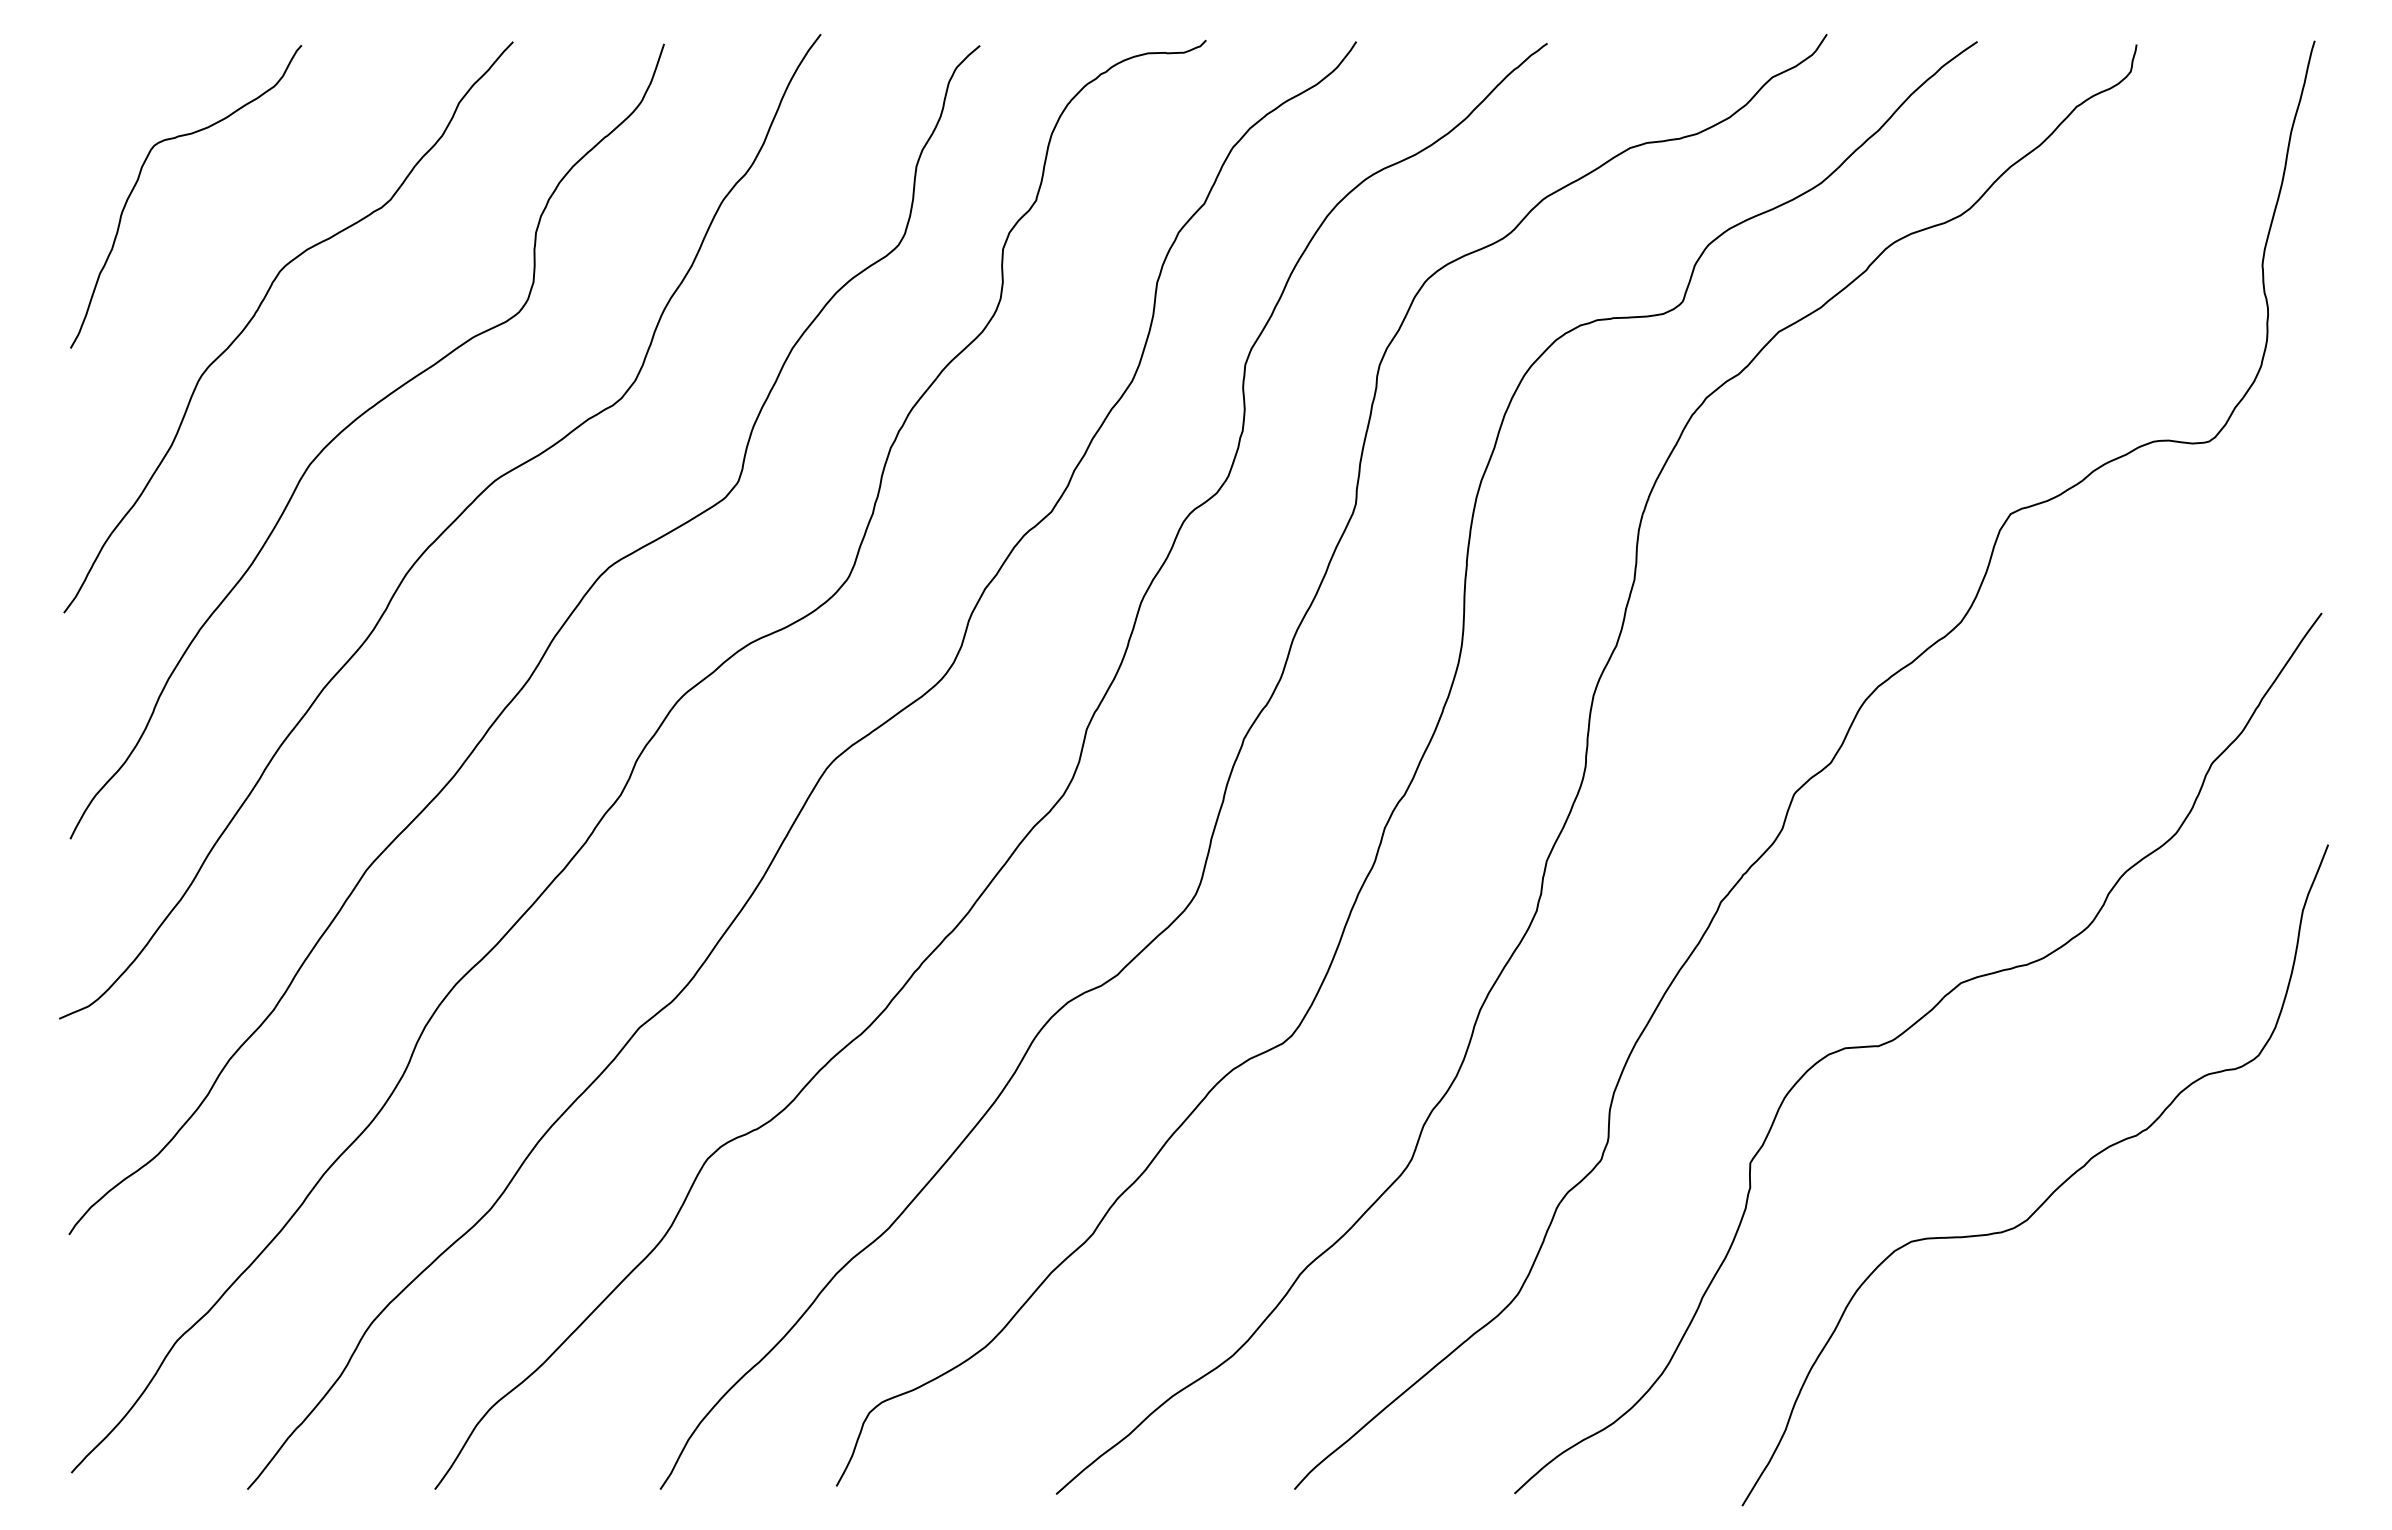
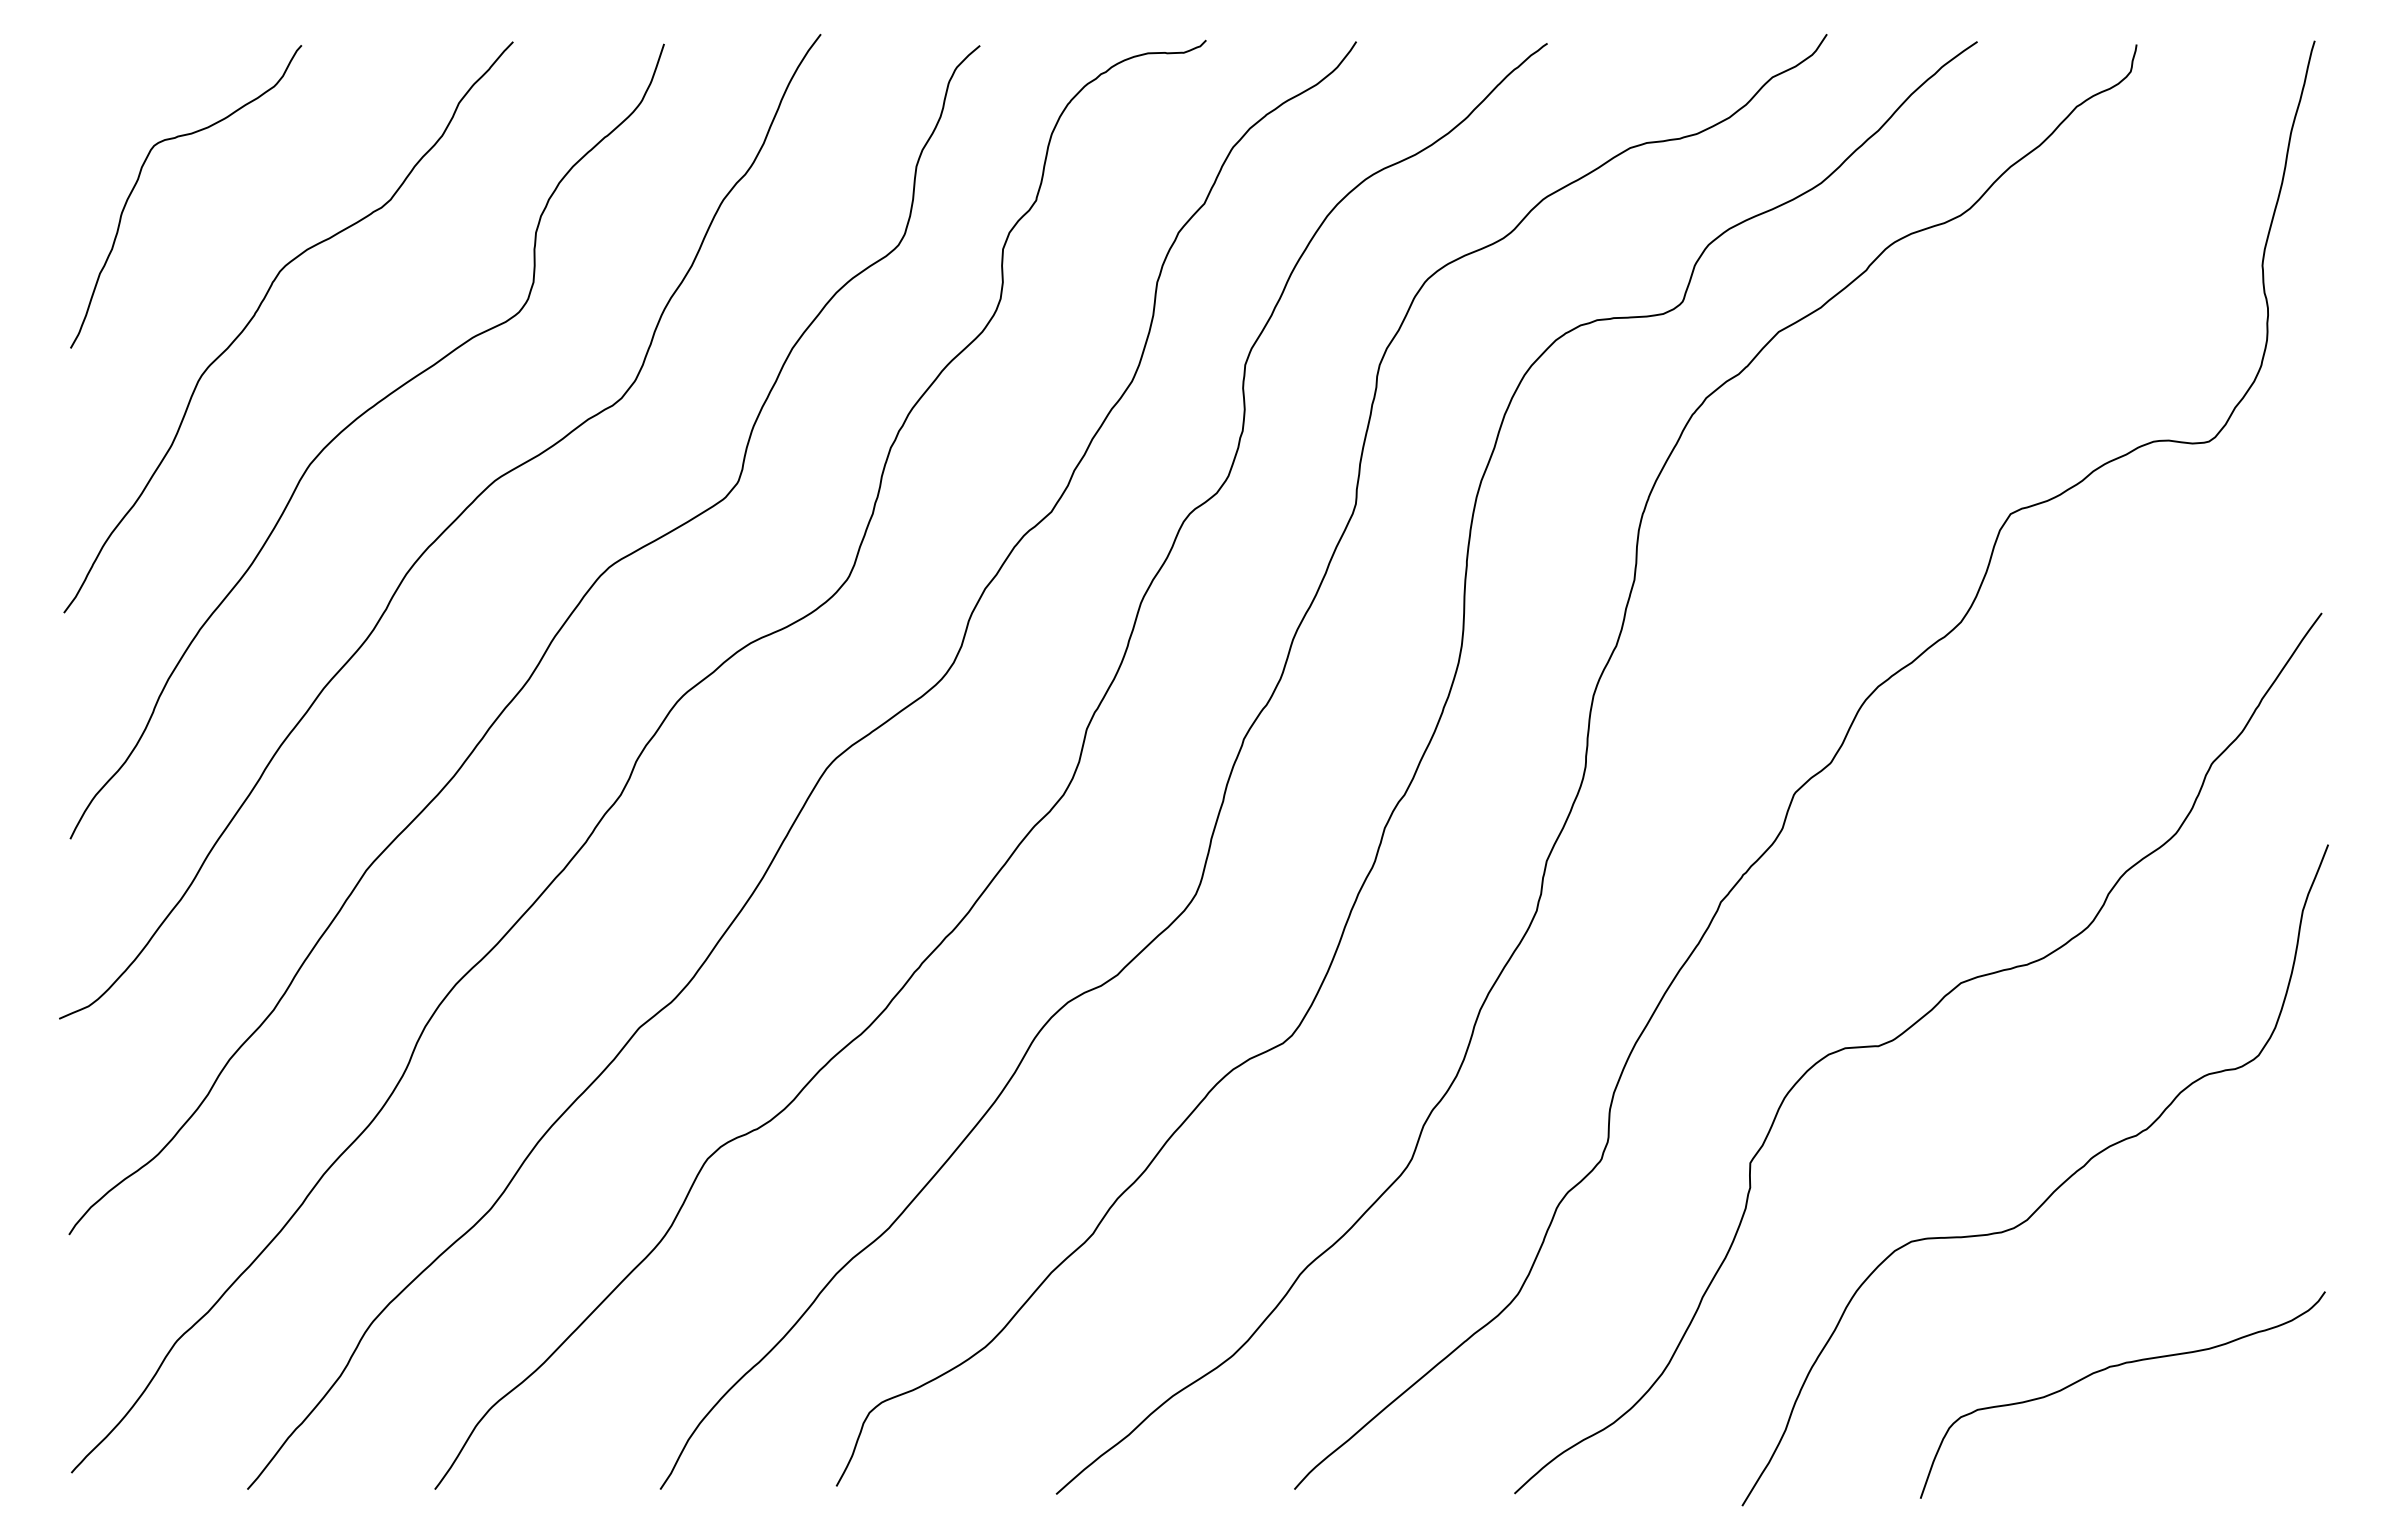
curve: none -> present (2118, 1366)
